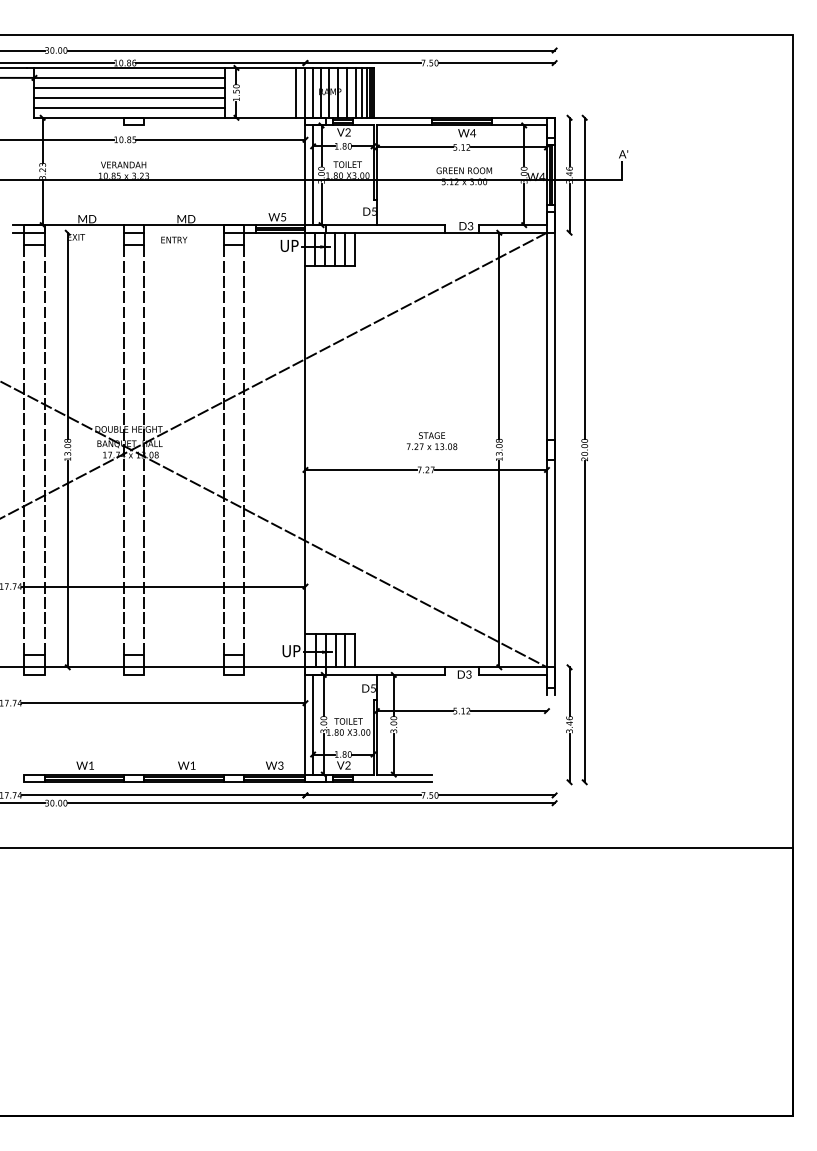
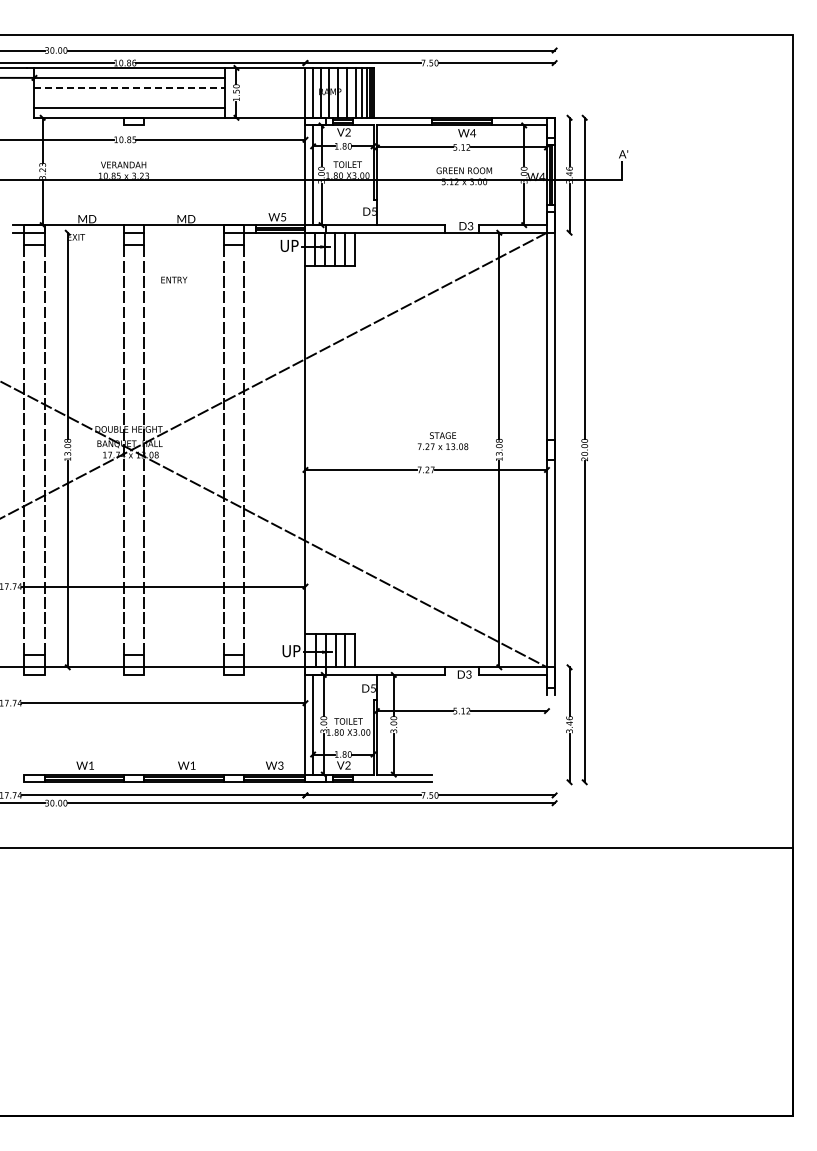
line: solid -> dashed (130, 87)
line: present -> none (296, 92)
line: present -> none (129, 97)
text position: (173, 239) -> (173, 279) (173, 279)
text position: (431, 441) -> (442, 441) (442, 441)
